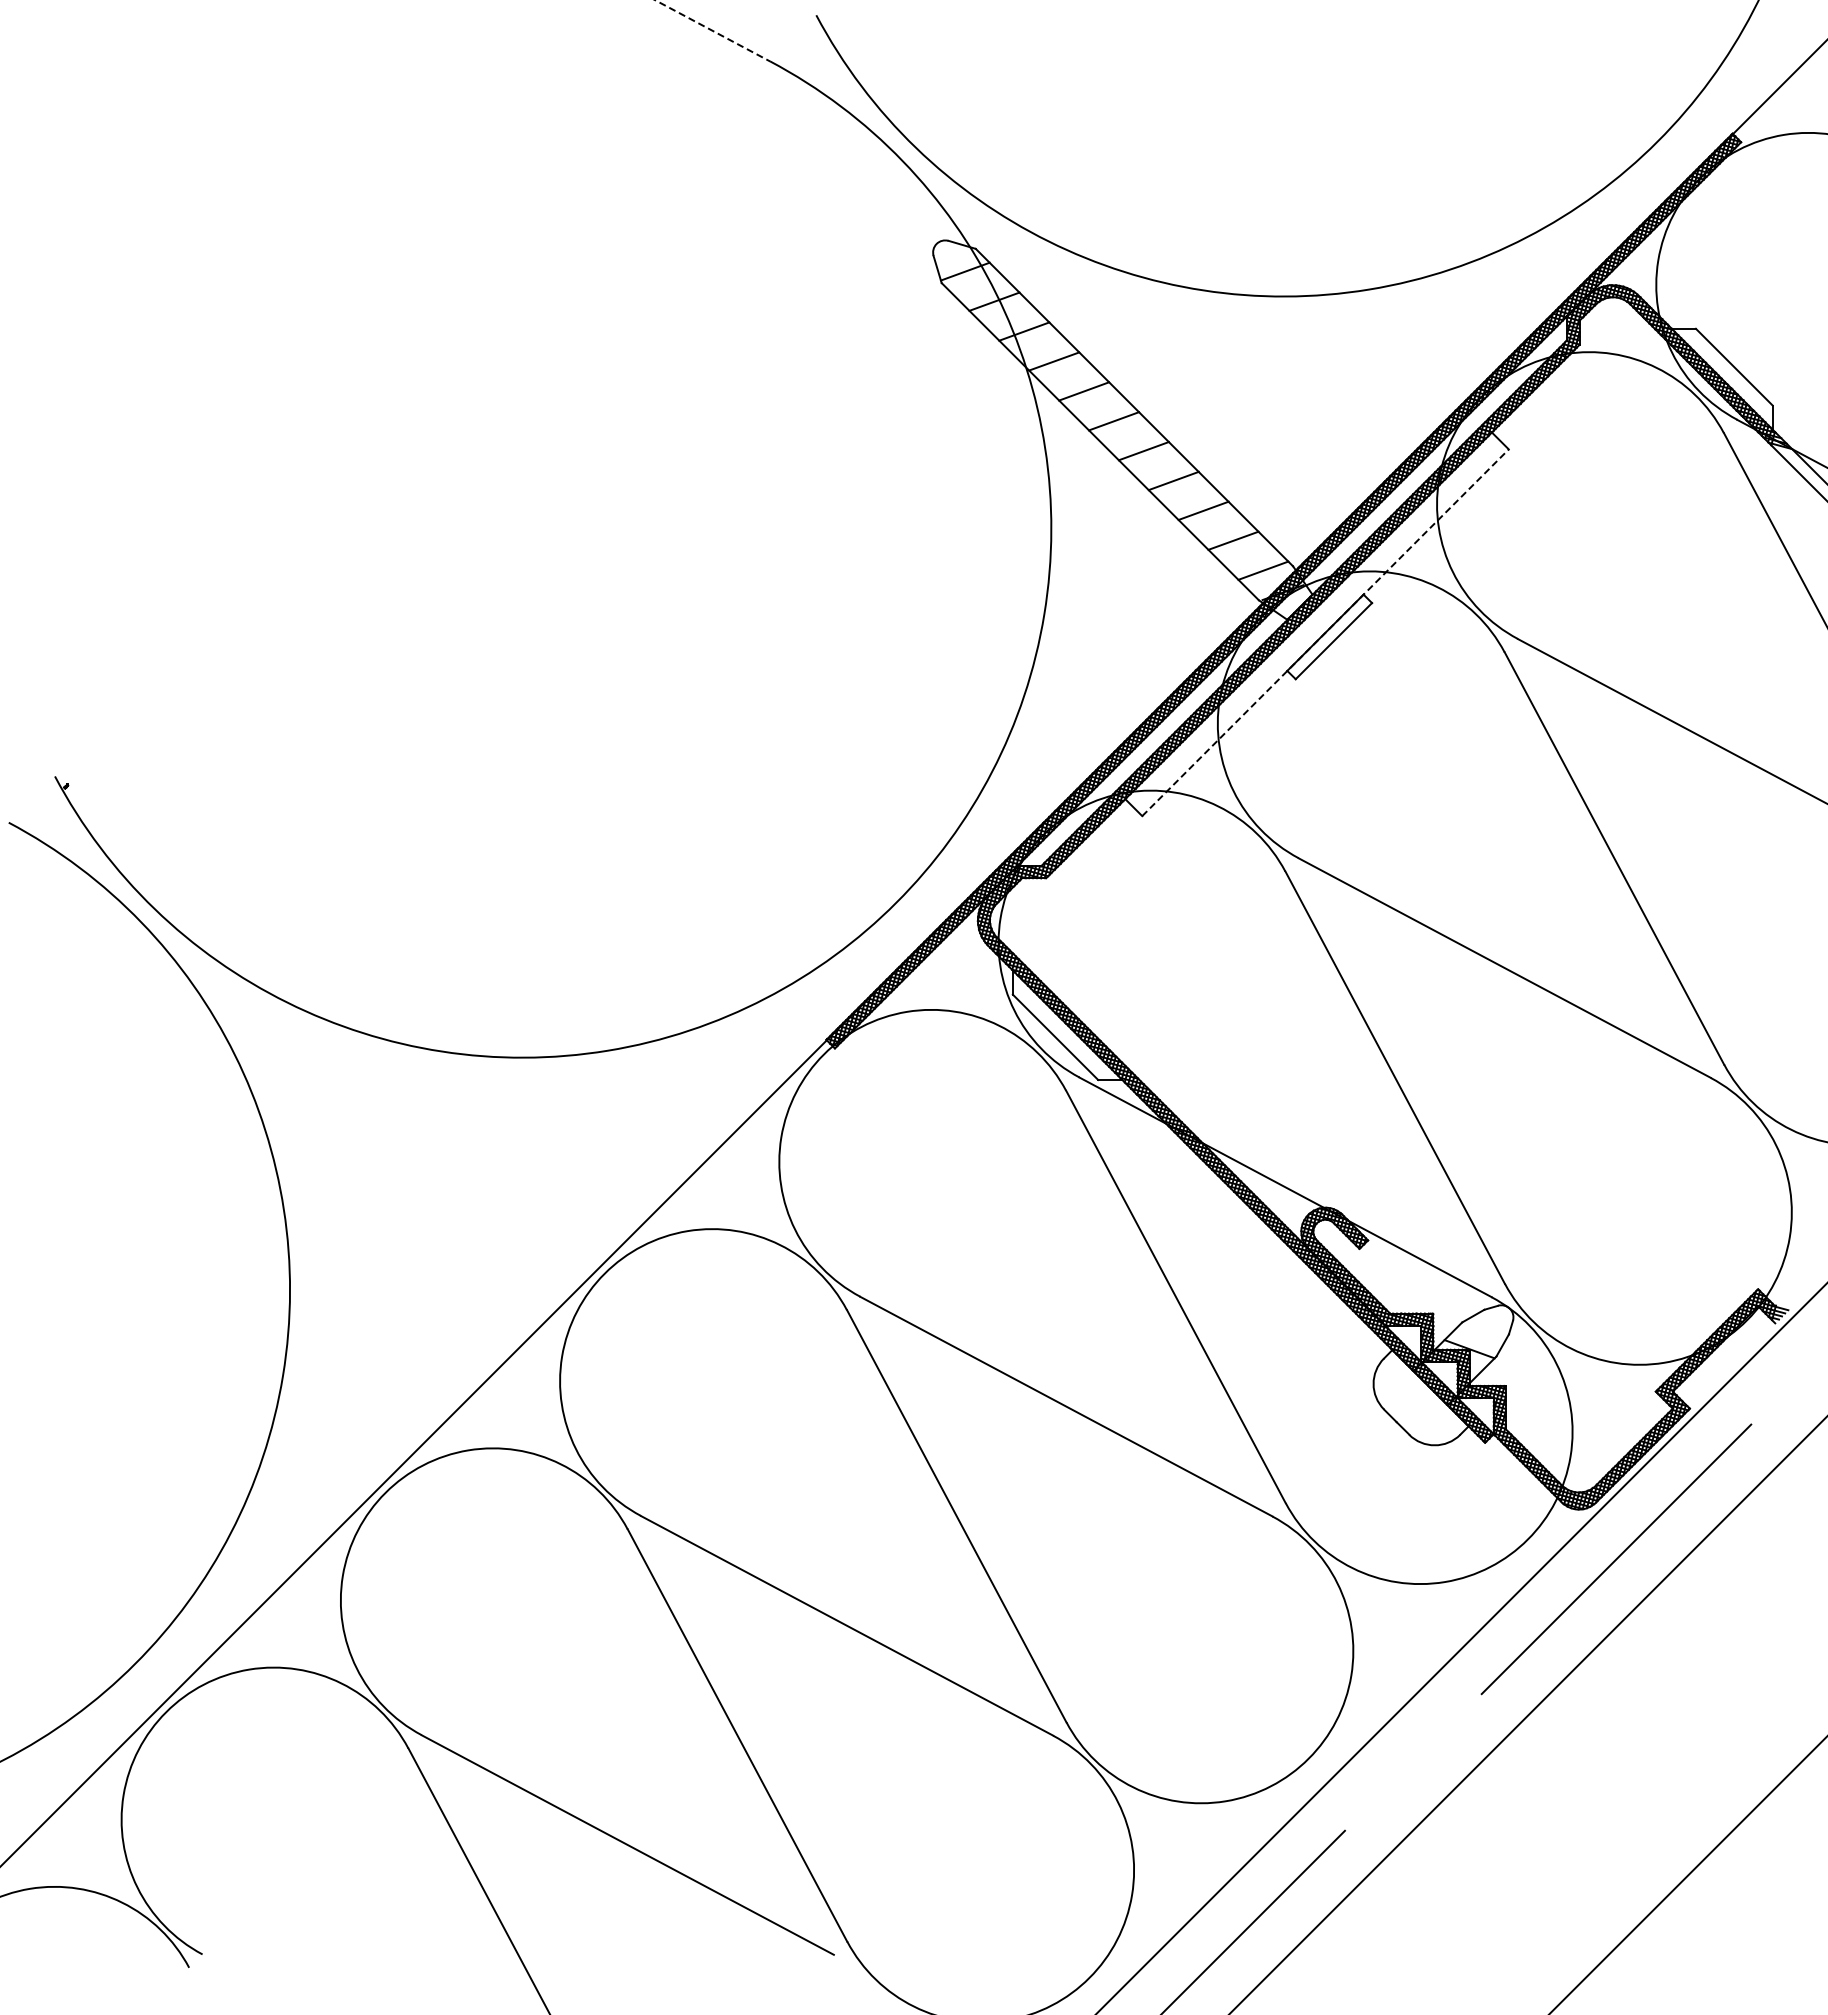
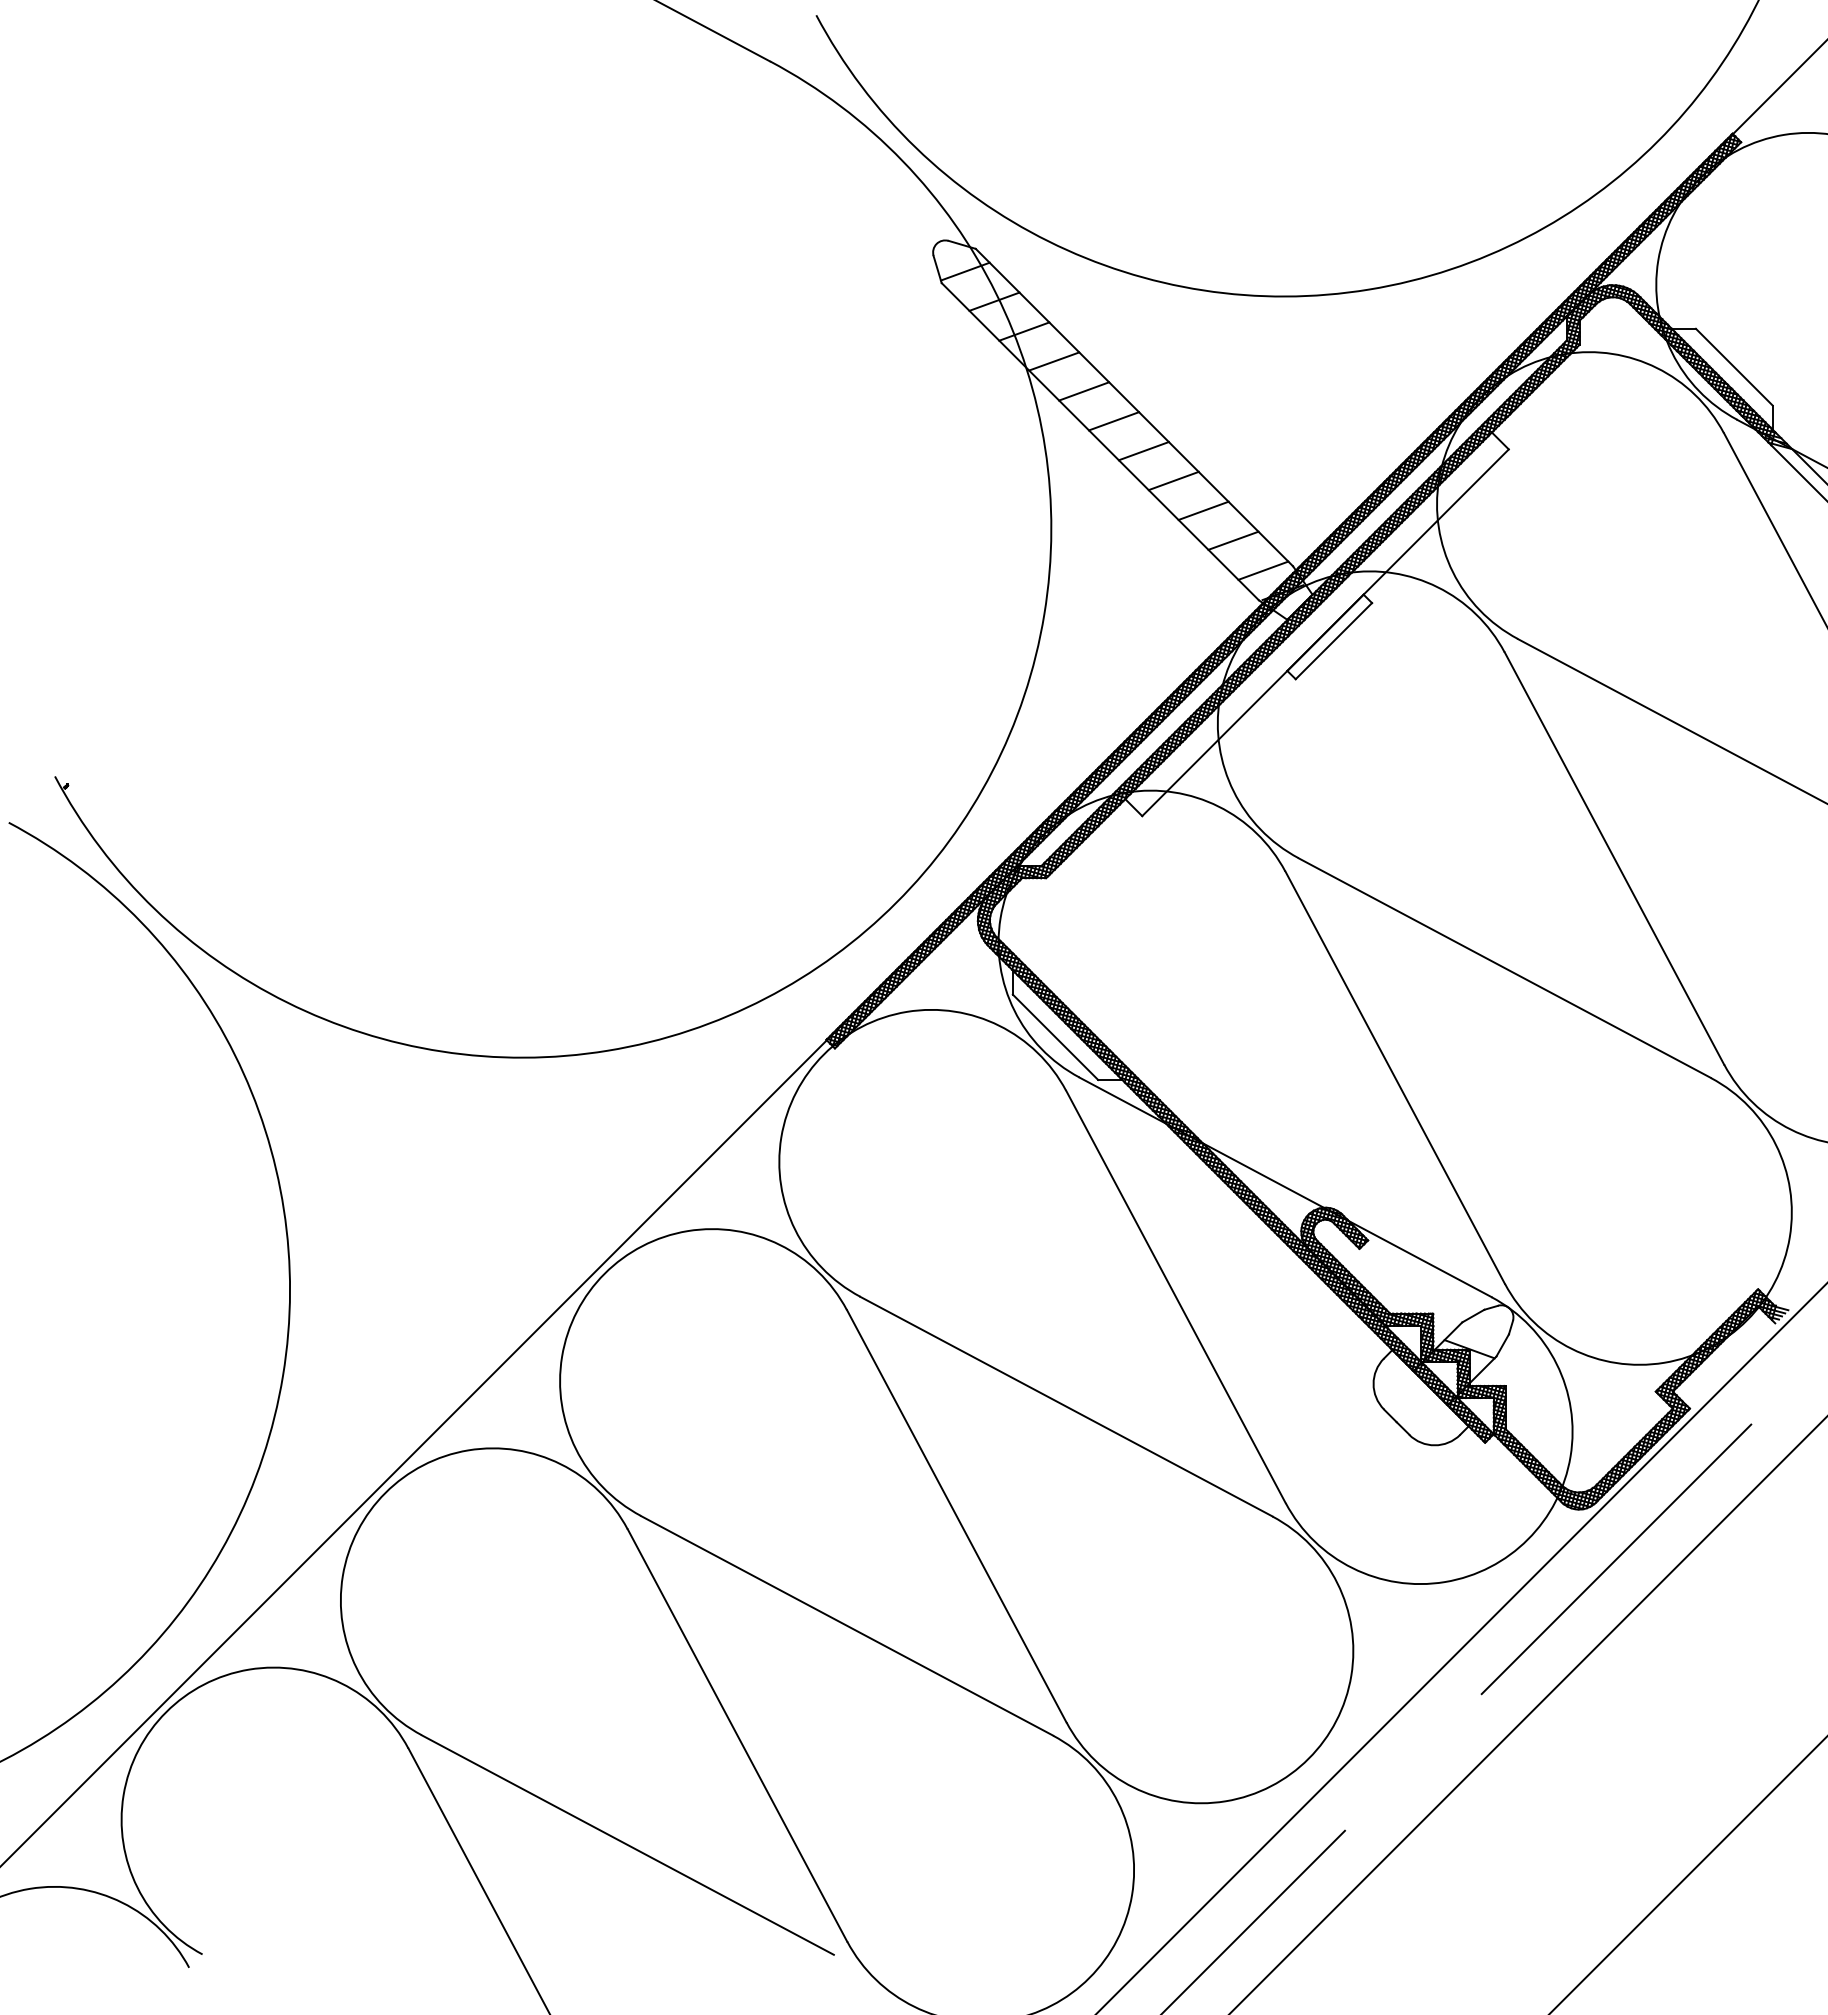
line: dashed -> solid (712, 30)
line: dashed -> solid (1325, 632)
